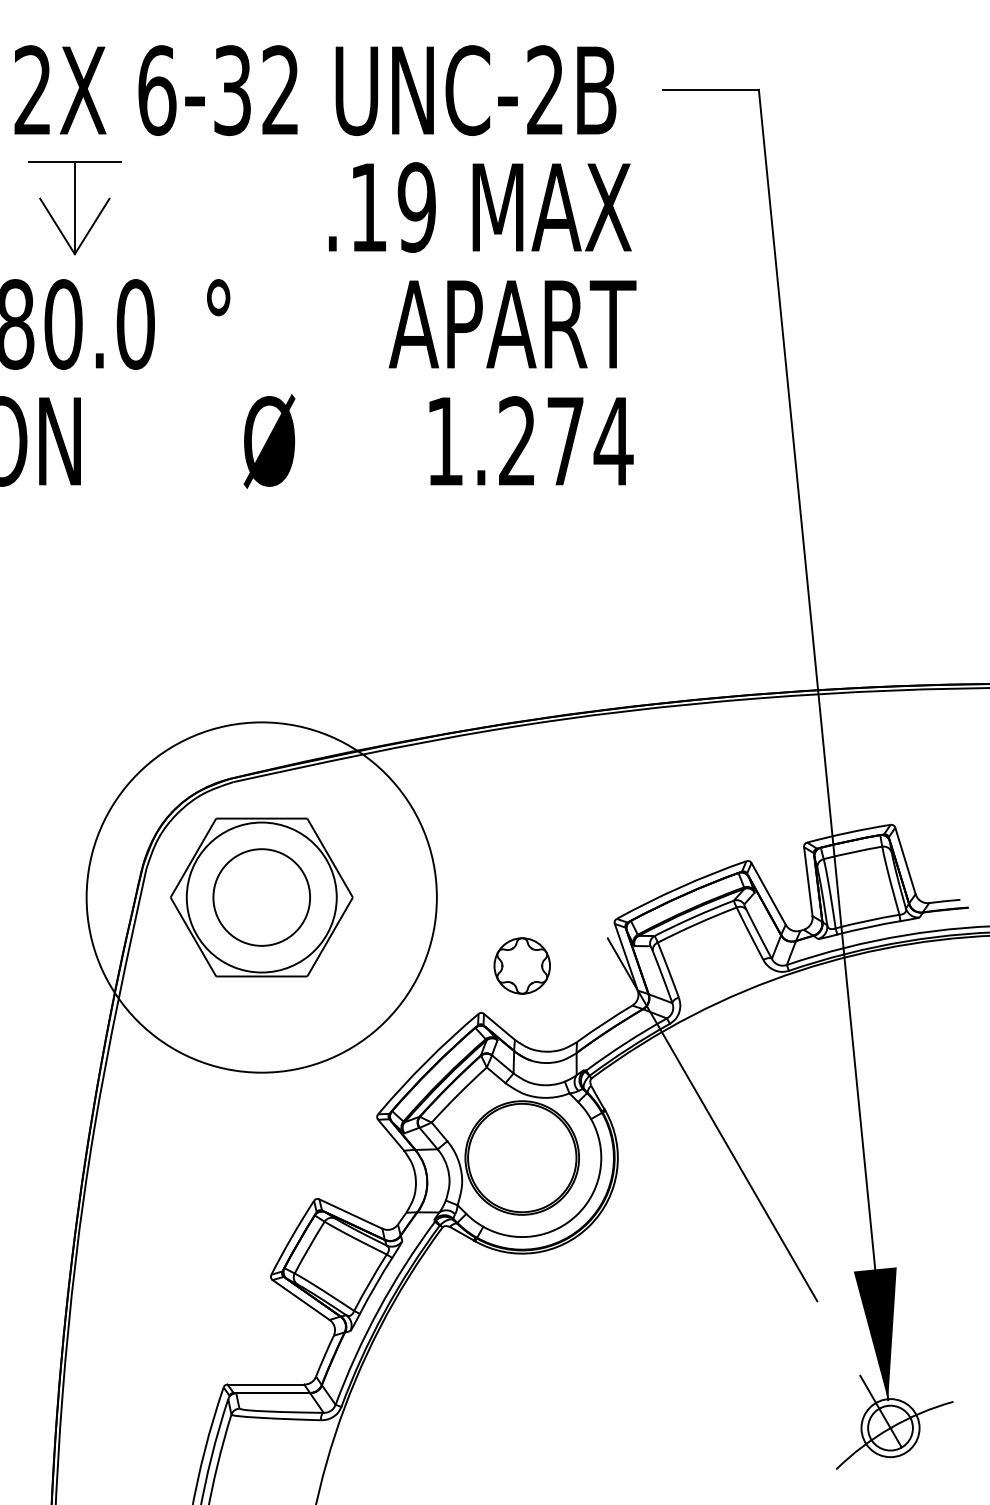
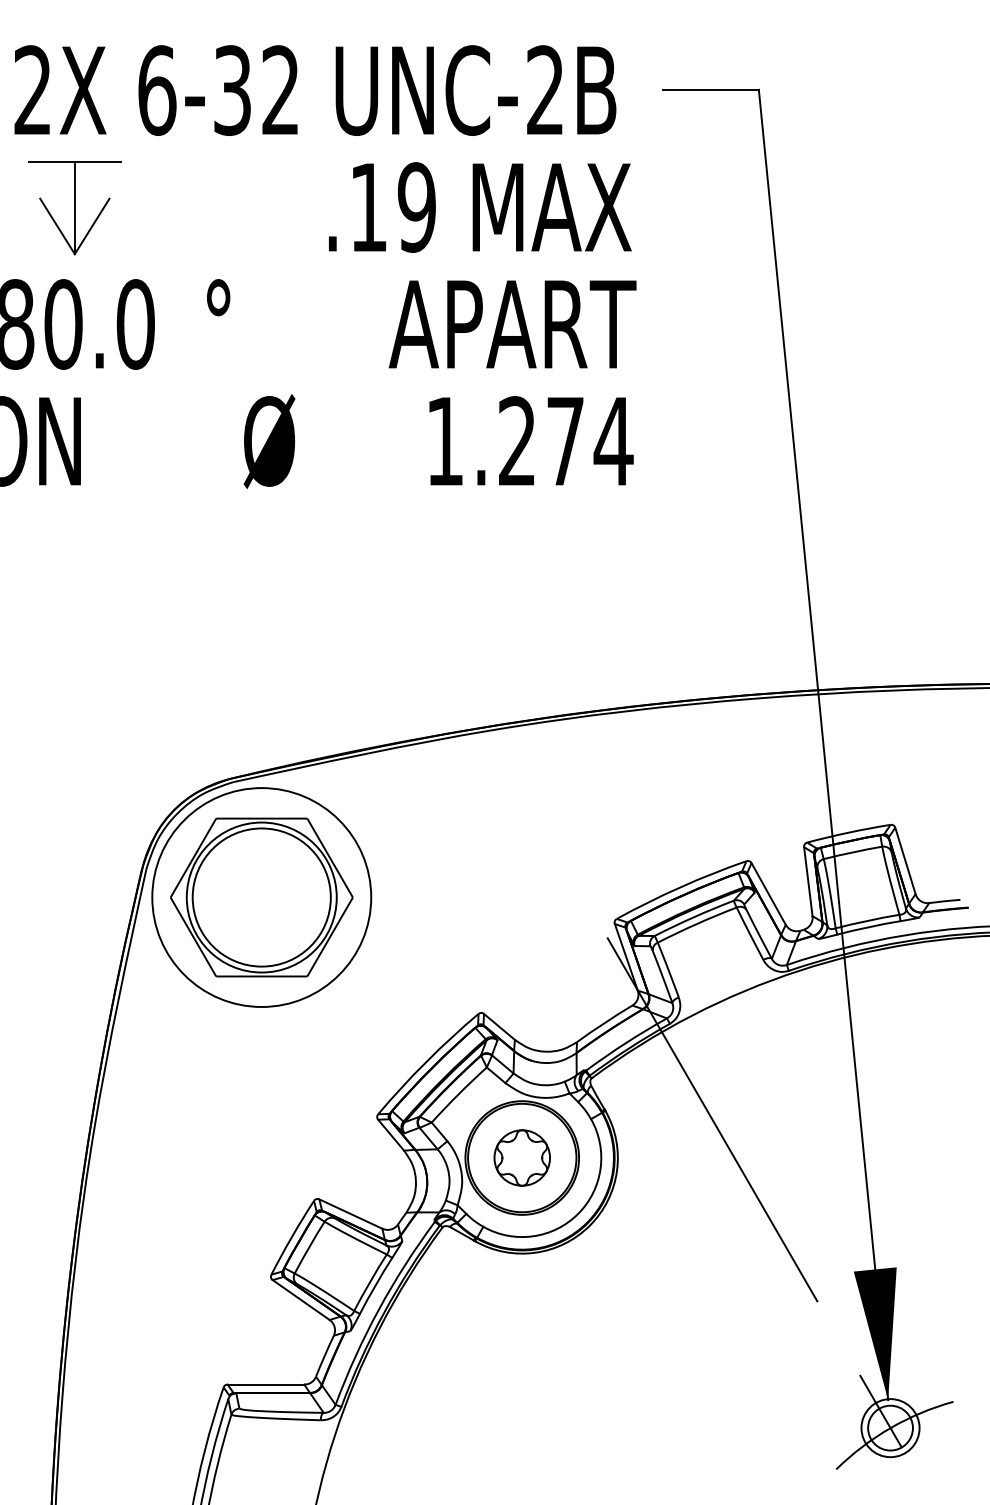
circle diameter: 350 px -> 219 px (261, 897)
circle diameter: 97 px -> 138 px (261, 897)
part position: (521, 965) -> (521, 1157) (521, 1157)
